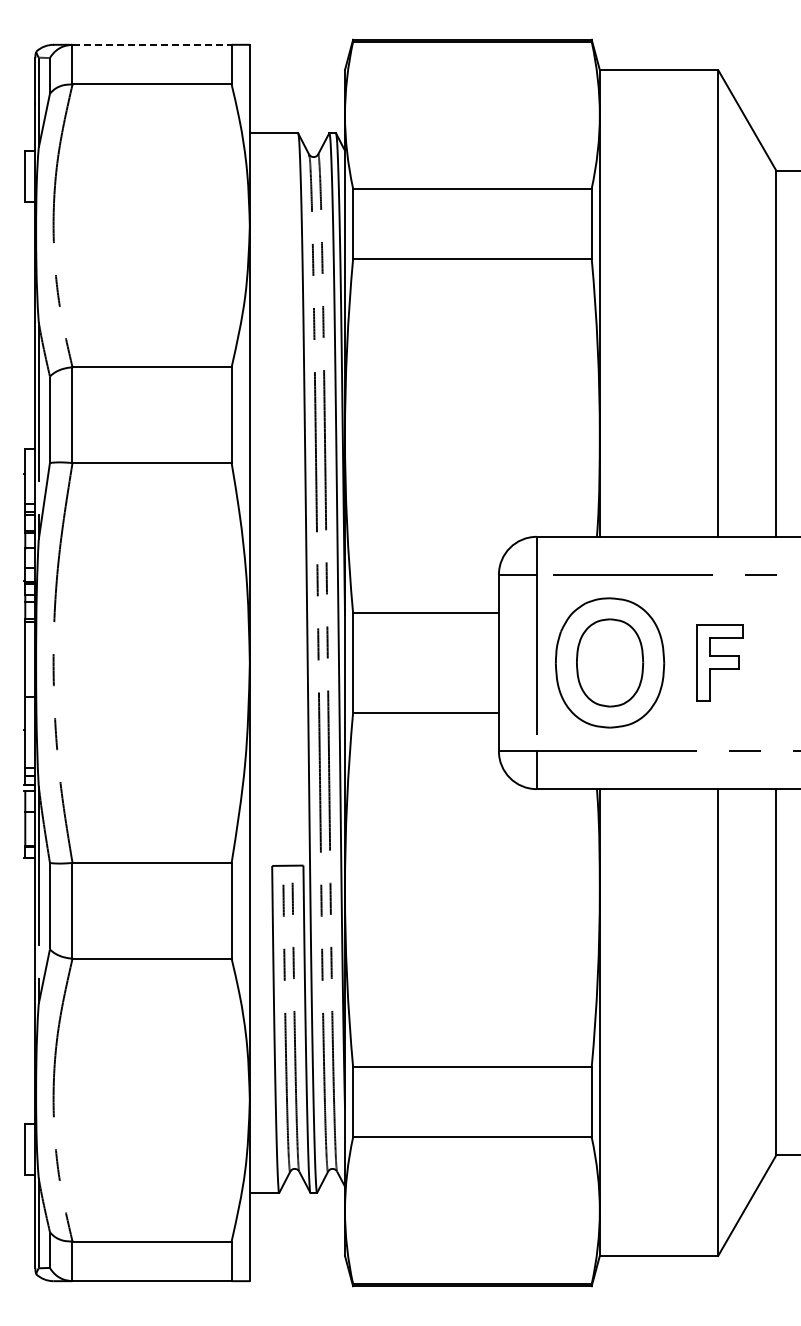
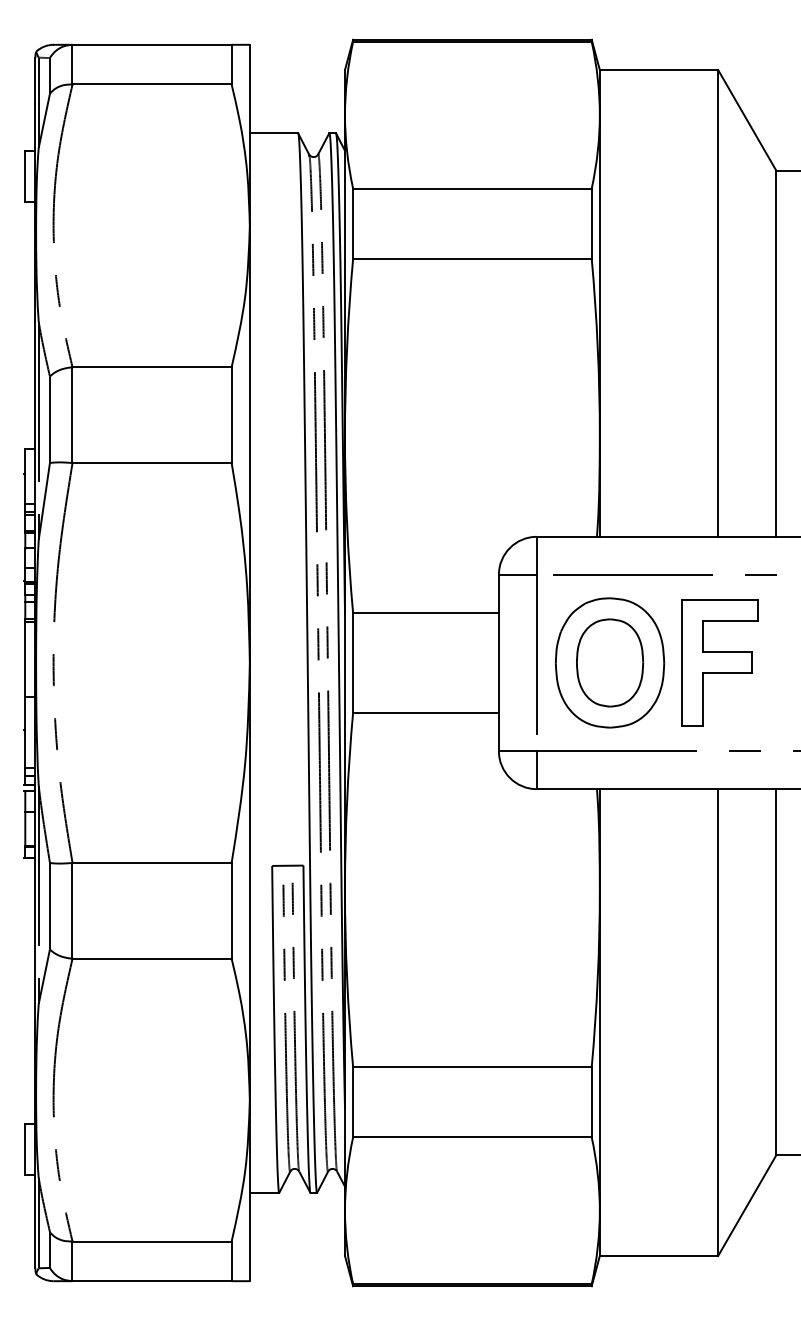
line: dashed -> solid (152, 44)
part size: 48x78 px -> 78x128 px (719, 662)
